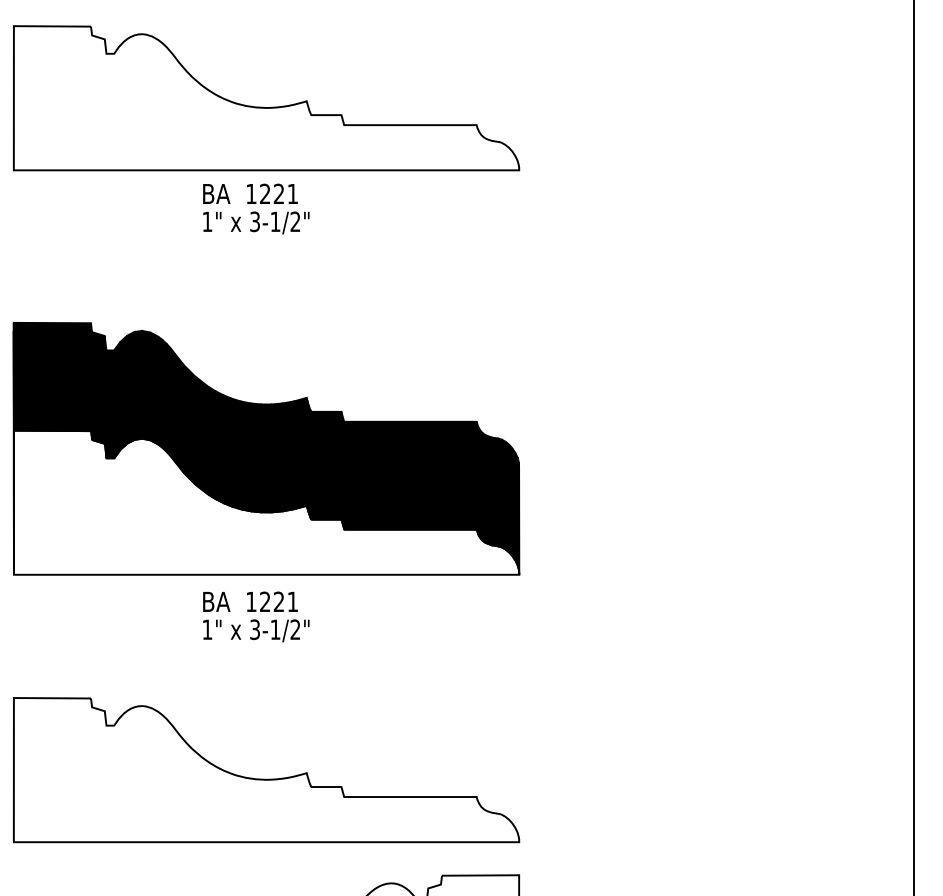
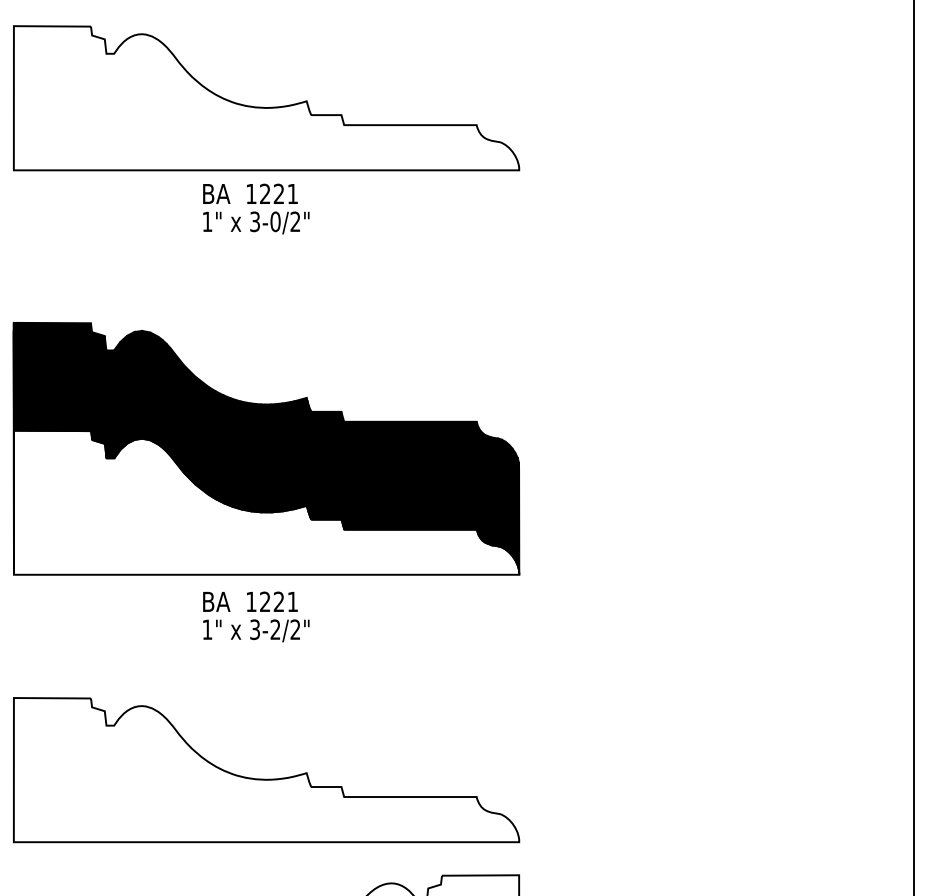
text: 3-1/2" -> 3-0/2" (275, 221)
text: 3-1/2" -> 3-2/2" (275, 629)
